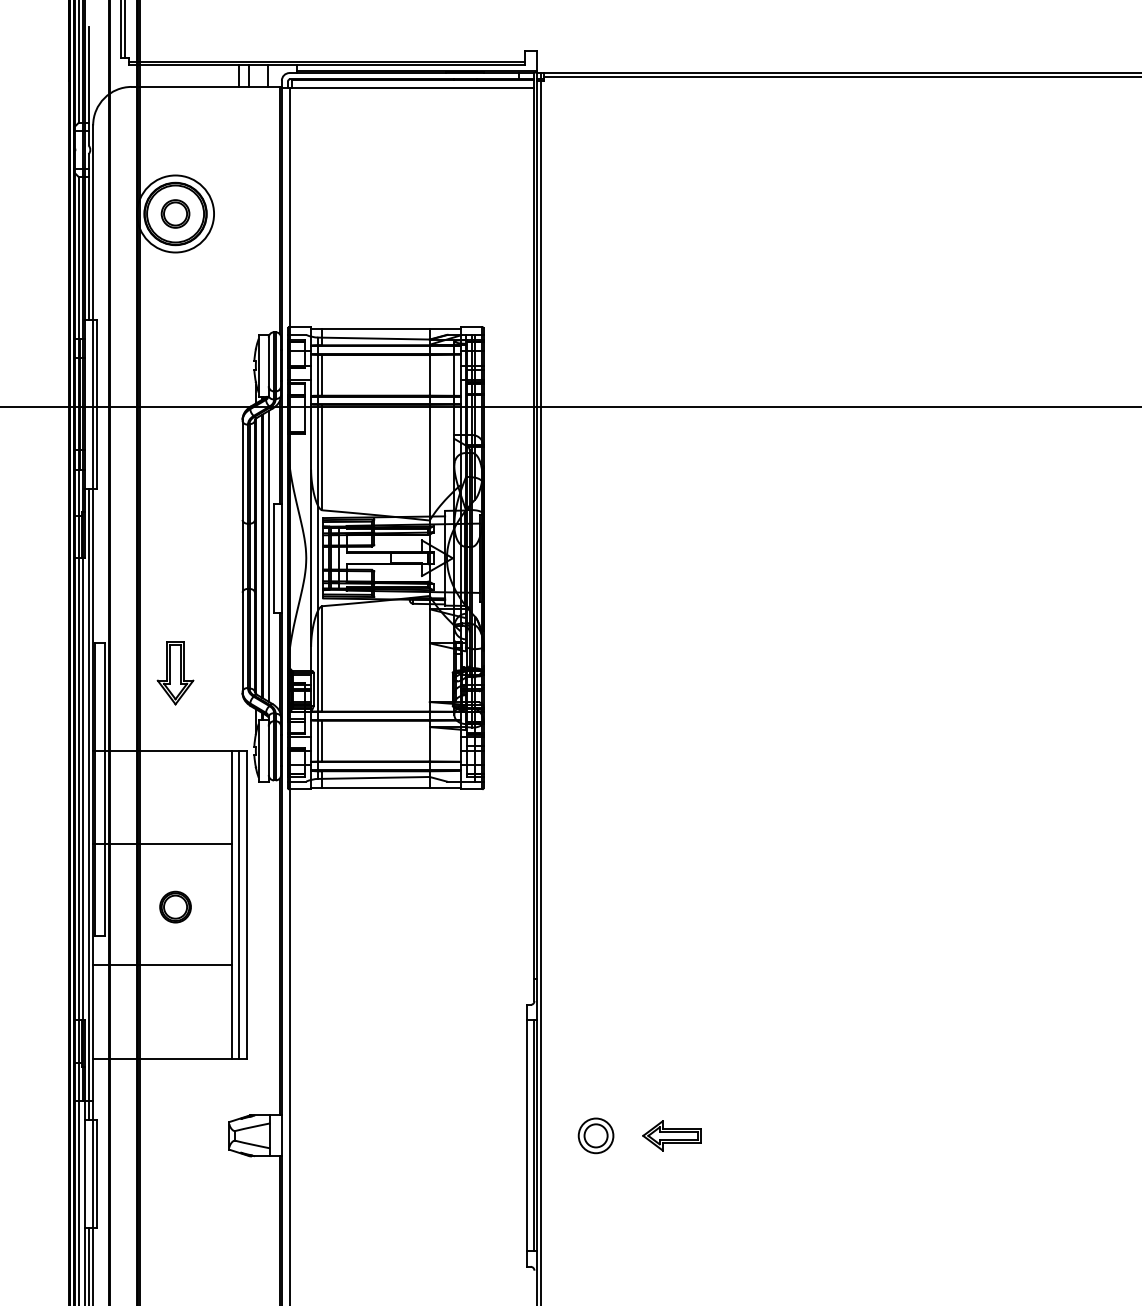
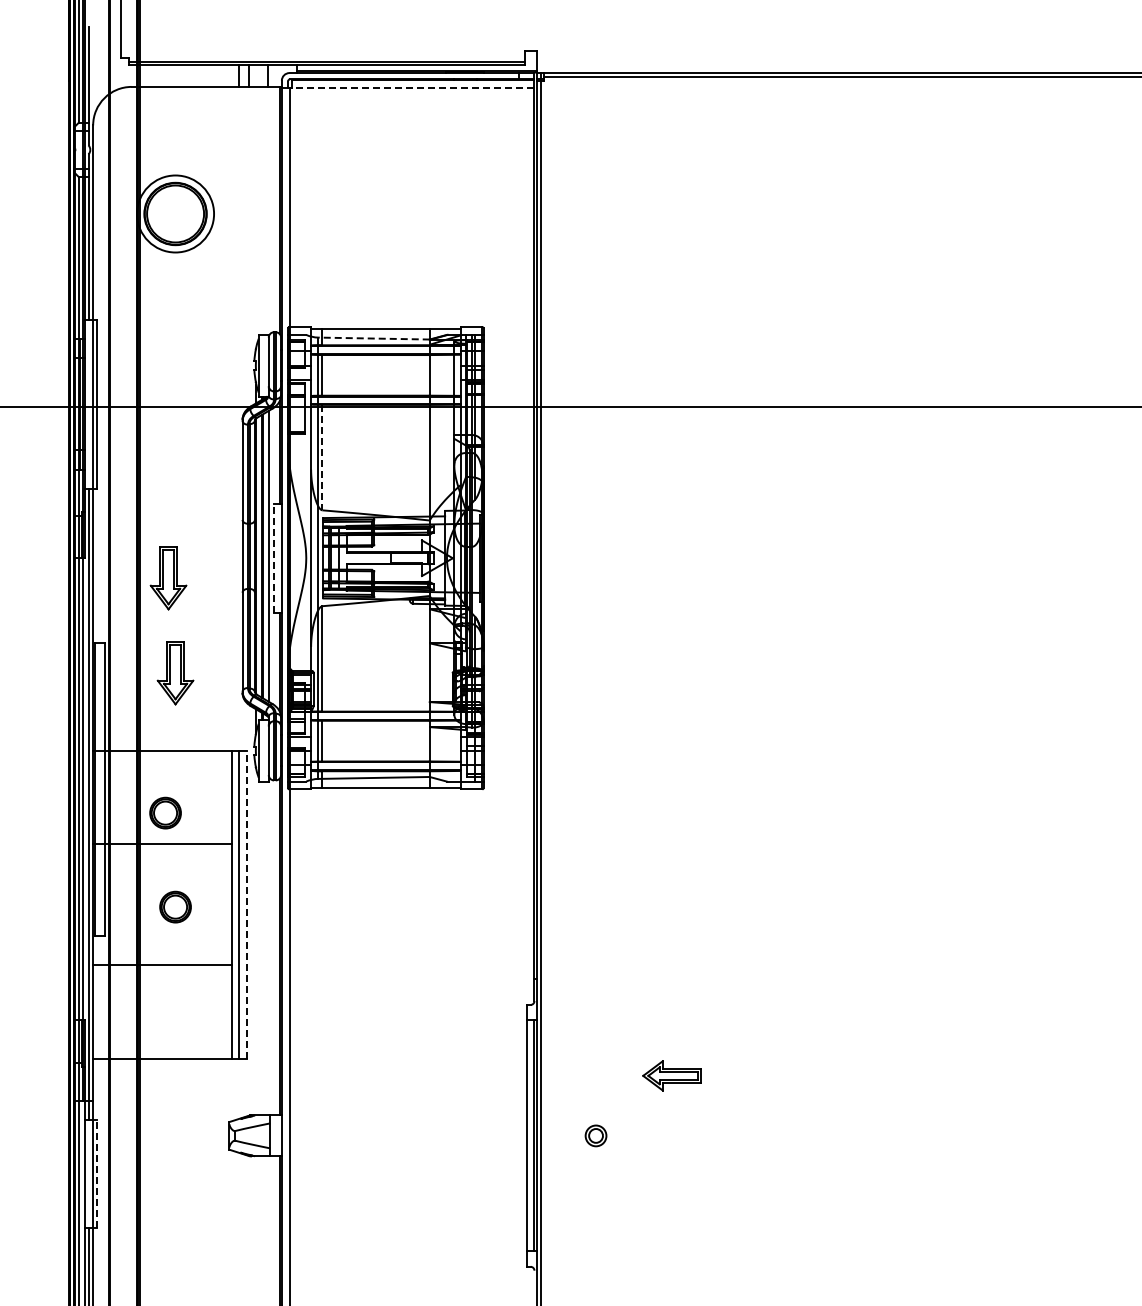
line: present -> none (124, 29)
line: solid -> dashed (412, 87)
part: present -> none (175, 213)
line: solid -> dashed (374, 338)
line: solid -> dashed (322, 457)
line: solid -> dashed (274, 558)
part: none -> present (168, 578)
part: none -> present (165, 812)
line: solid -> dashed (247, 904)
part size: 38x38 px -> 24x24 px (595, 1135)
part position: (671, 1135) -> (671, 1075) (671, 1075)
line: solid -> dashed (97, 1174)
